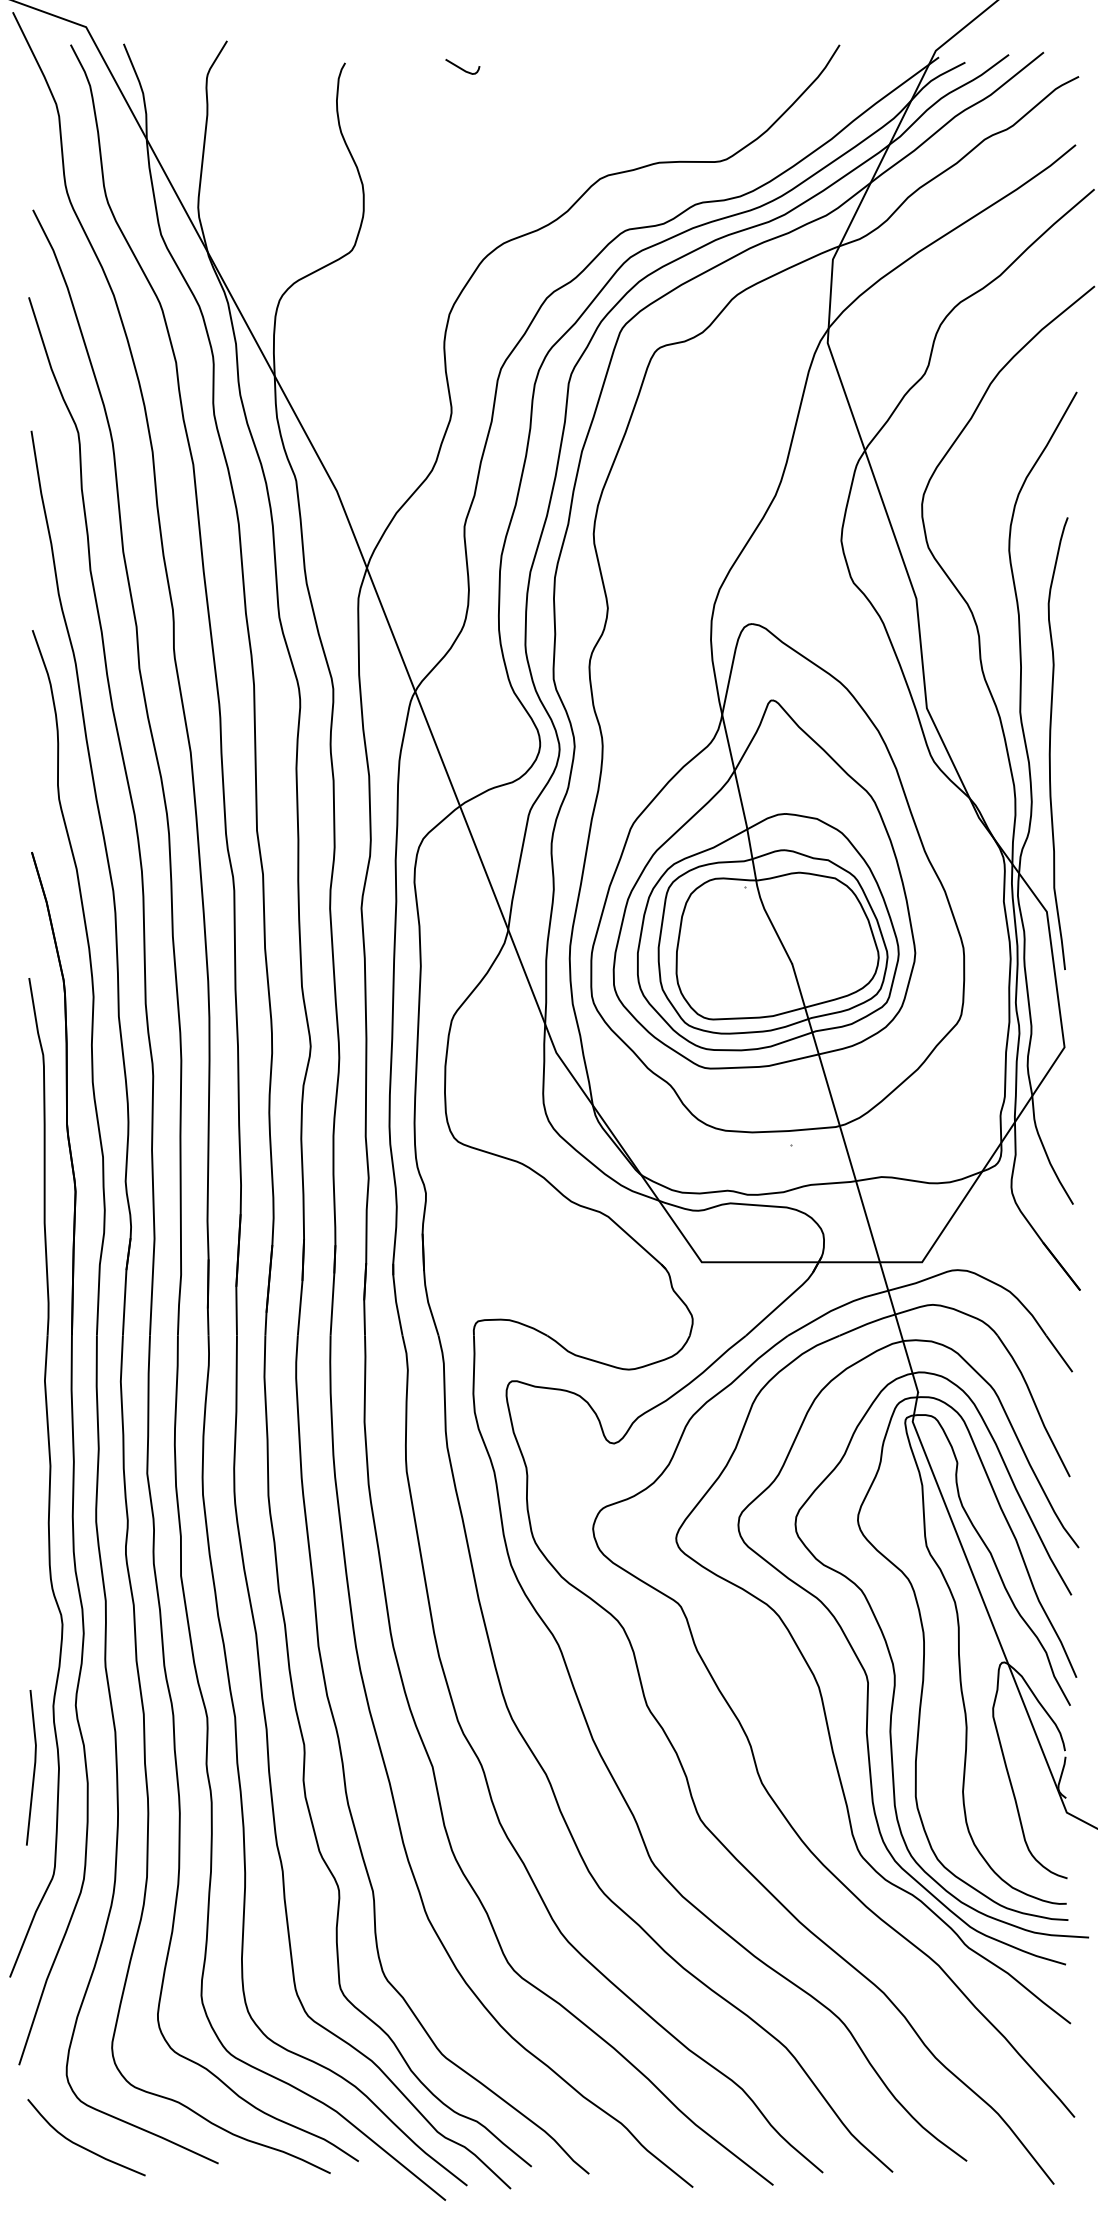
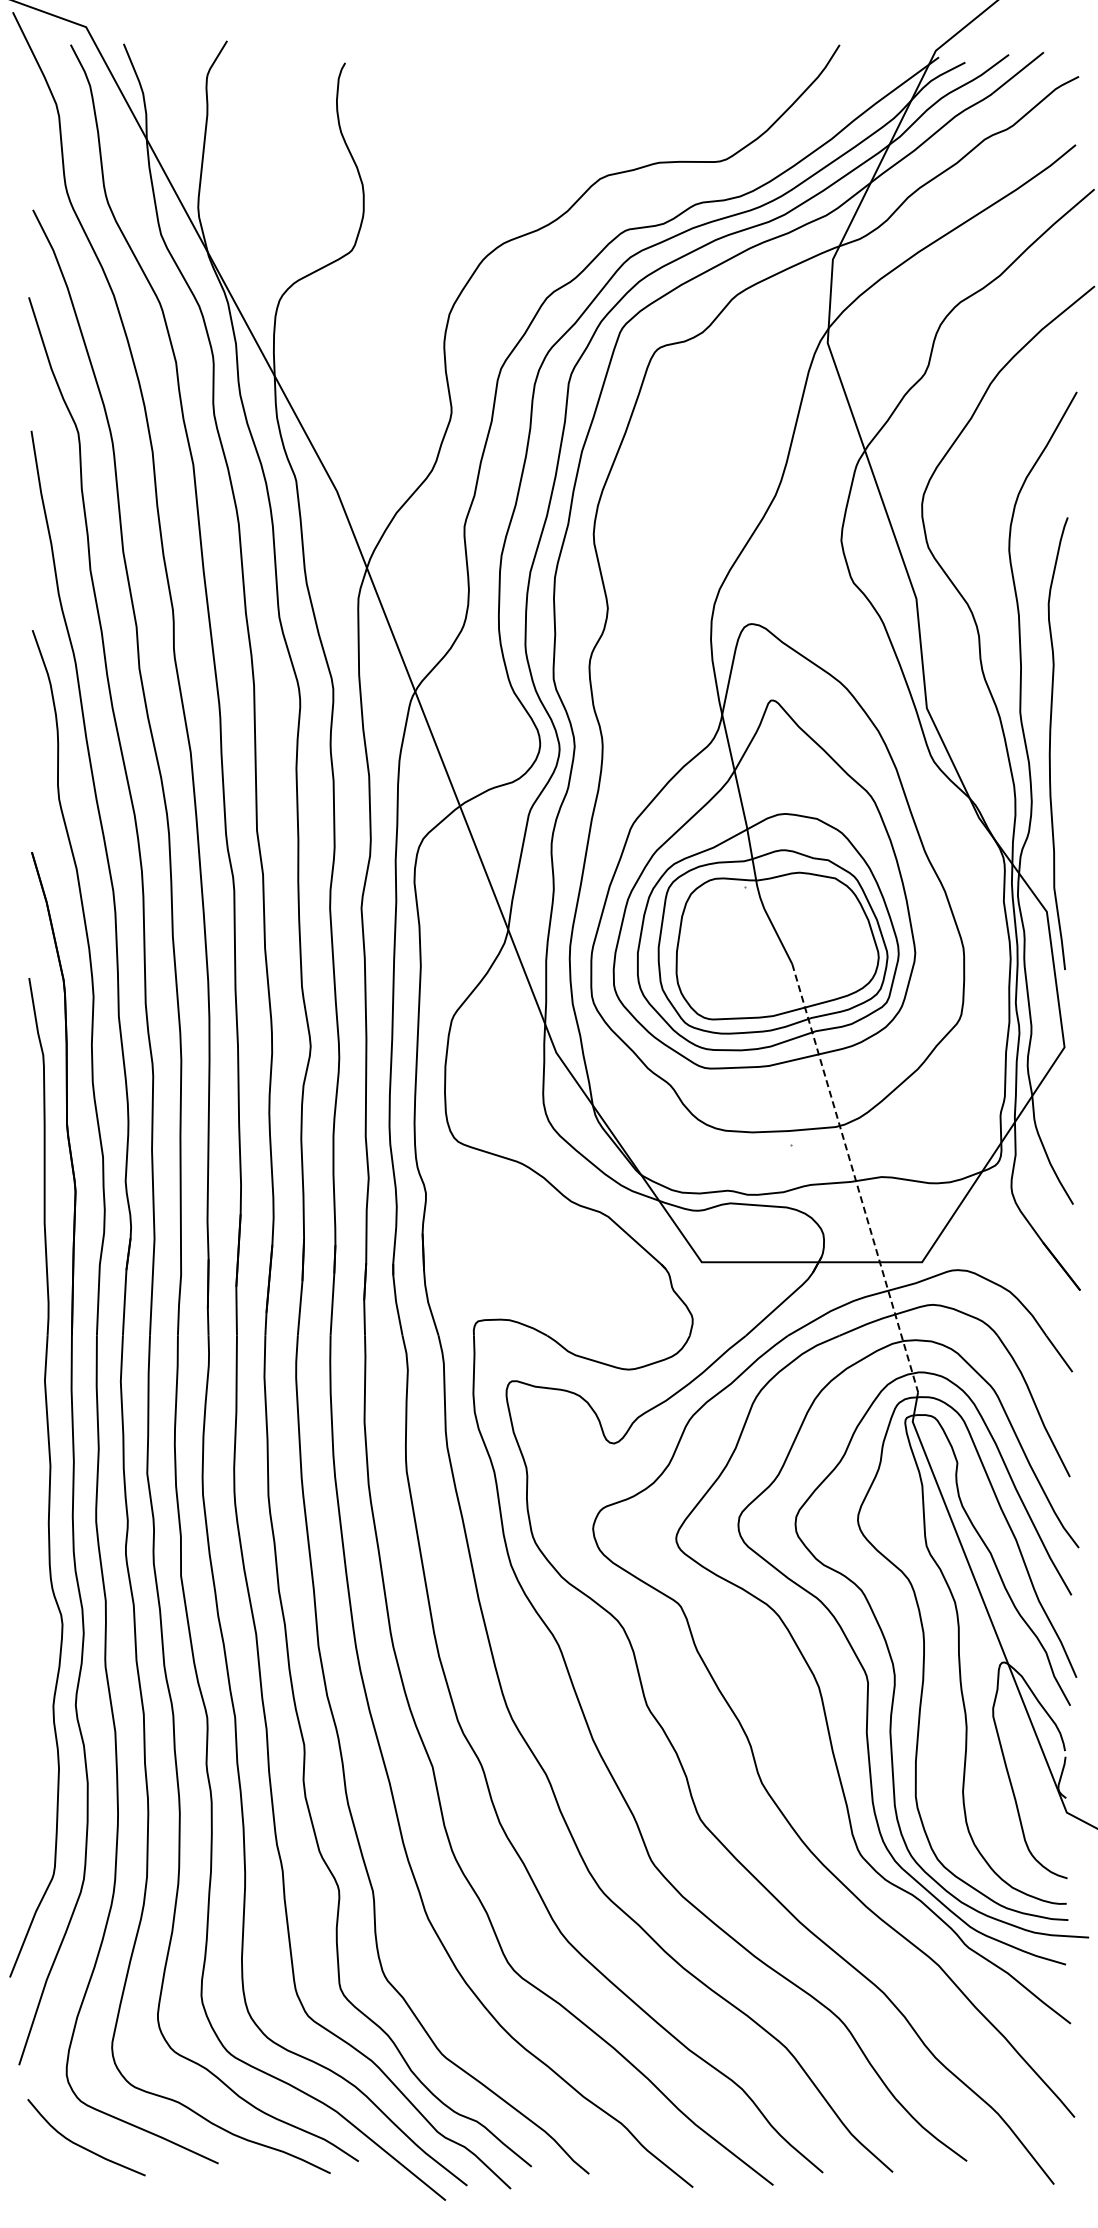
curve: present -> none (461, 67)
line: solid -> dashed (855, 1178)
line: present -> none (33, 1767)
